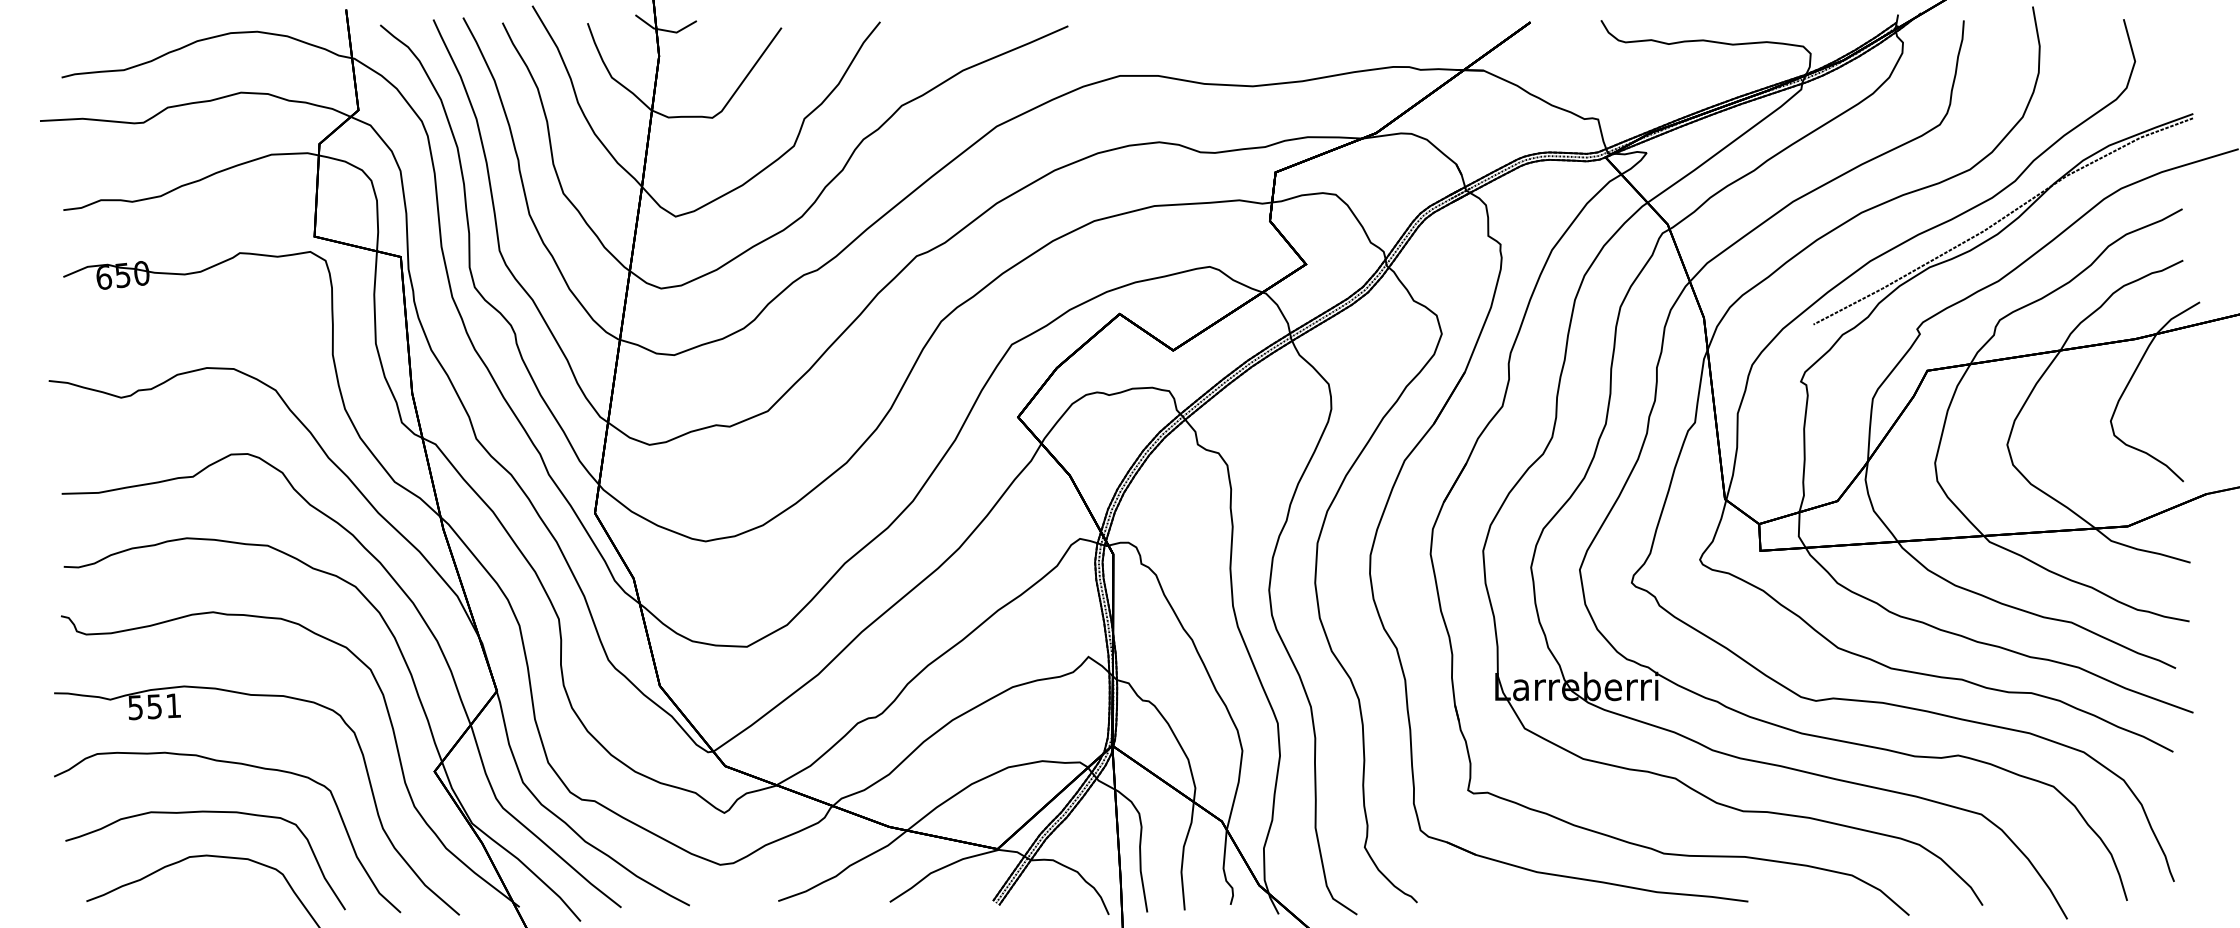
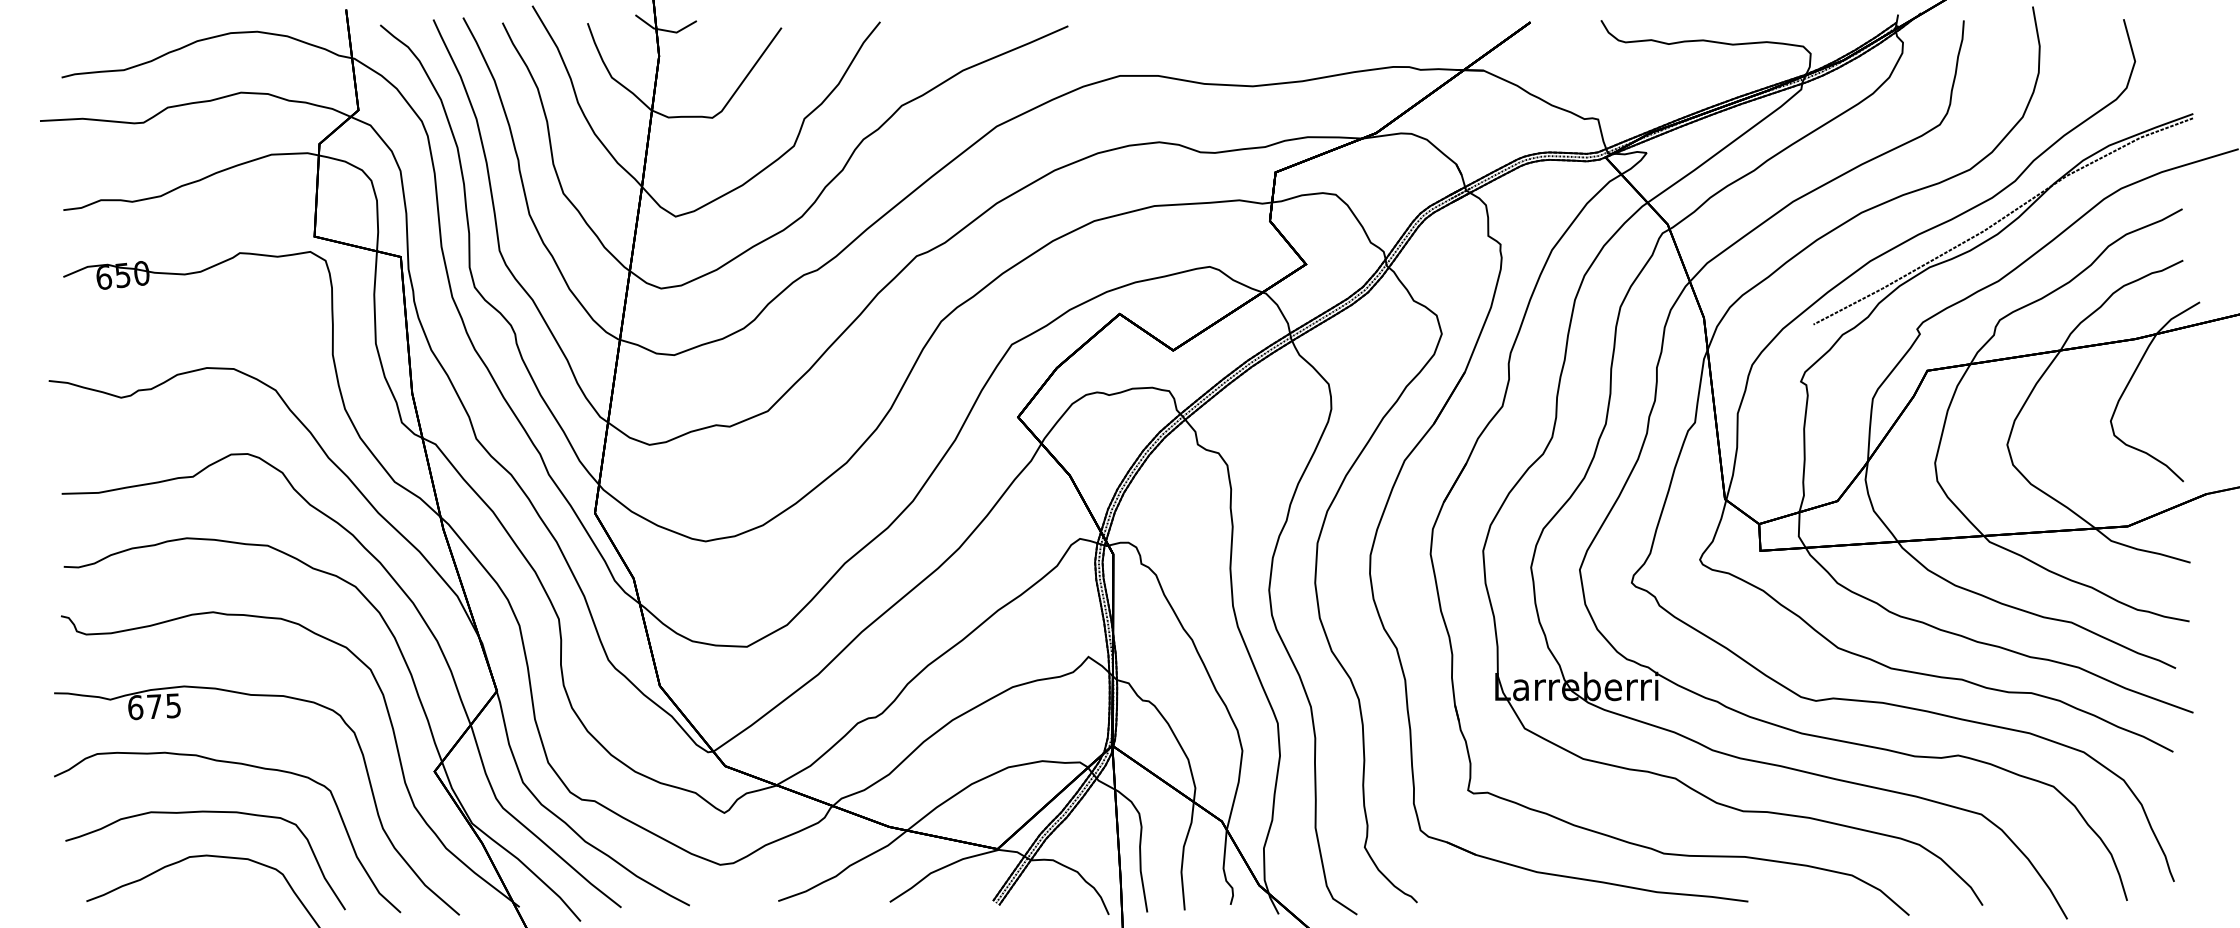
text: 551 -> 675 (154, 706)
